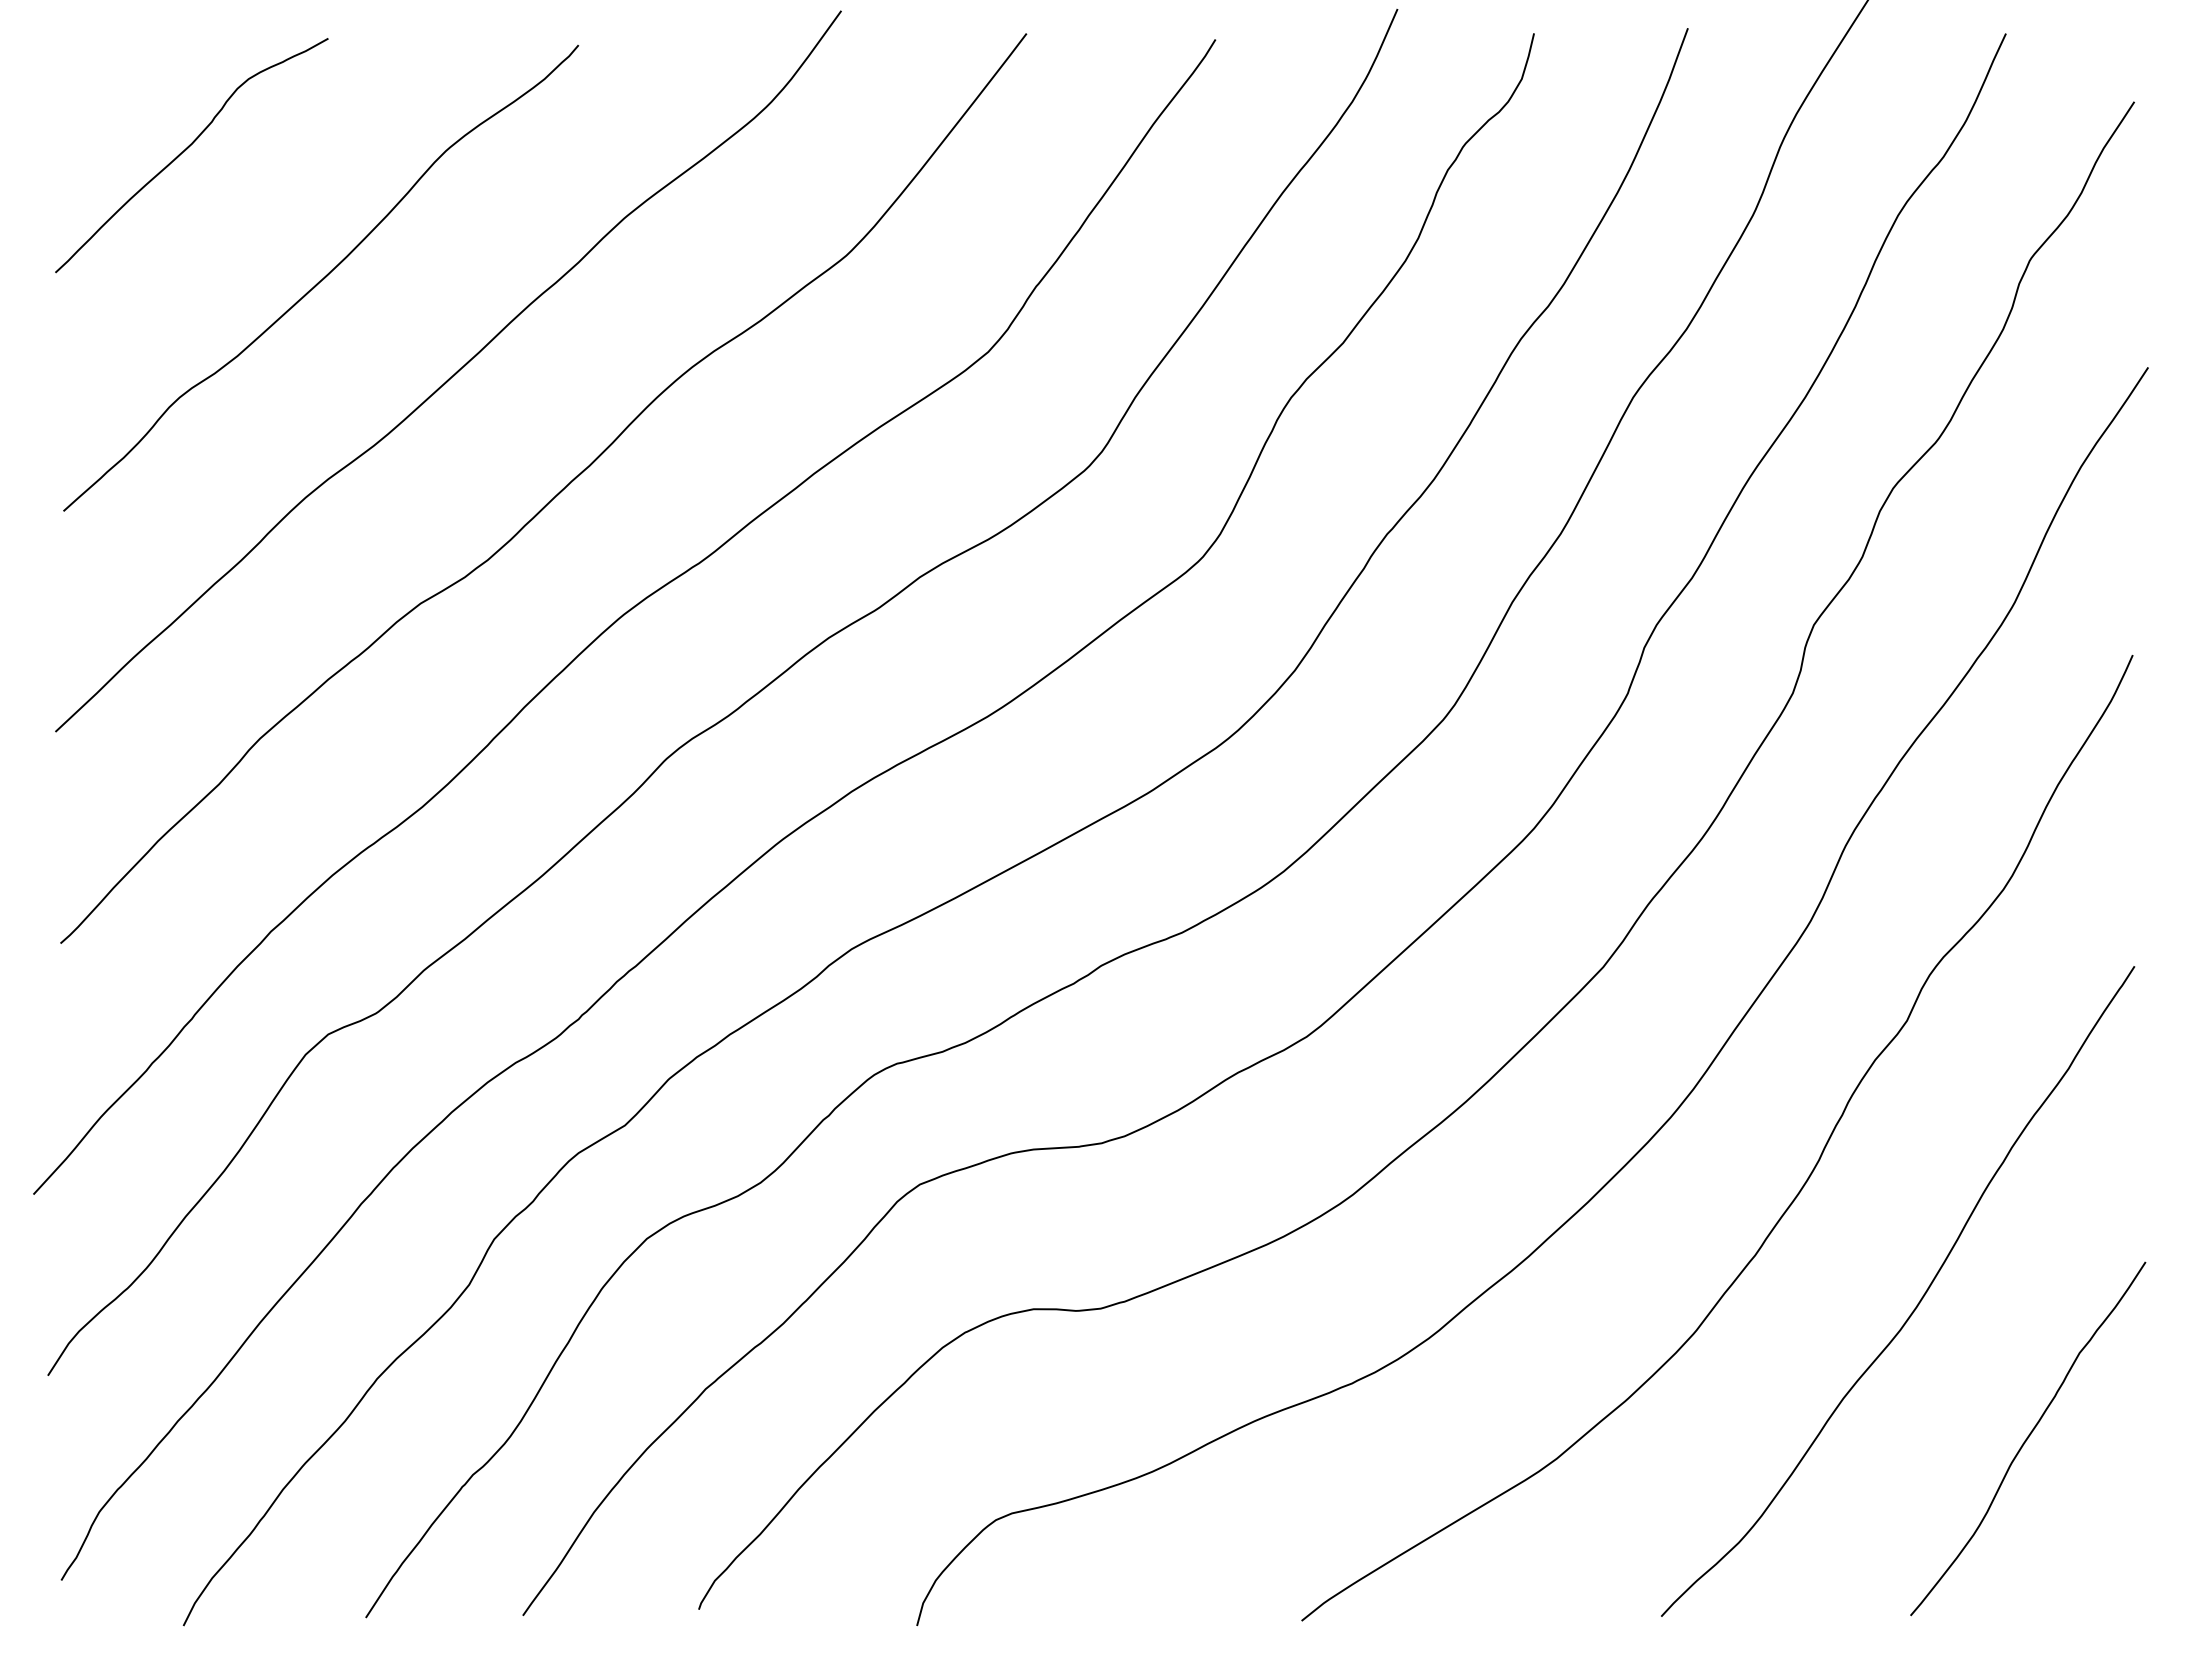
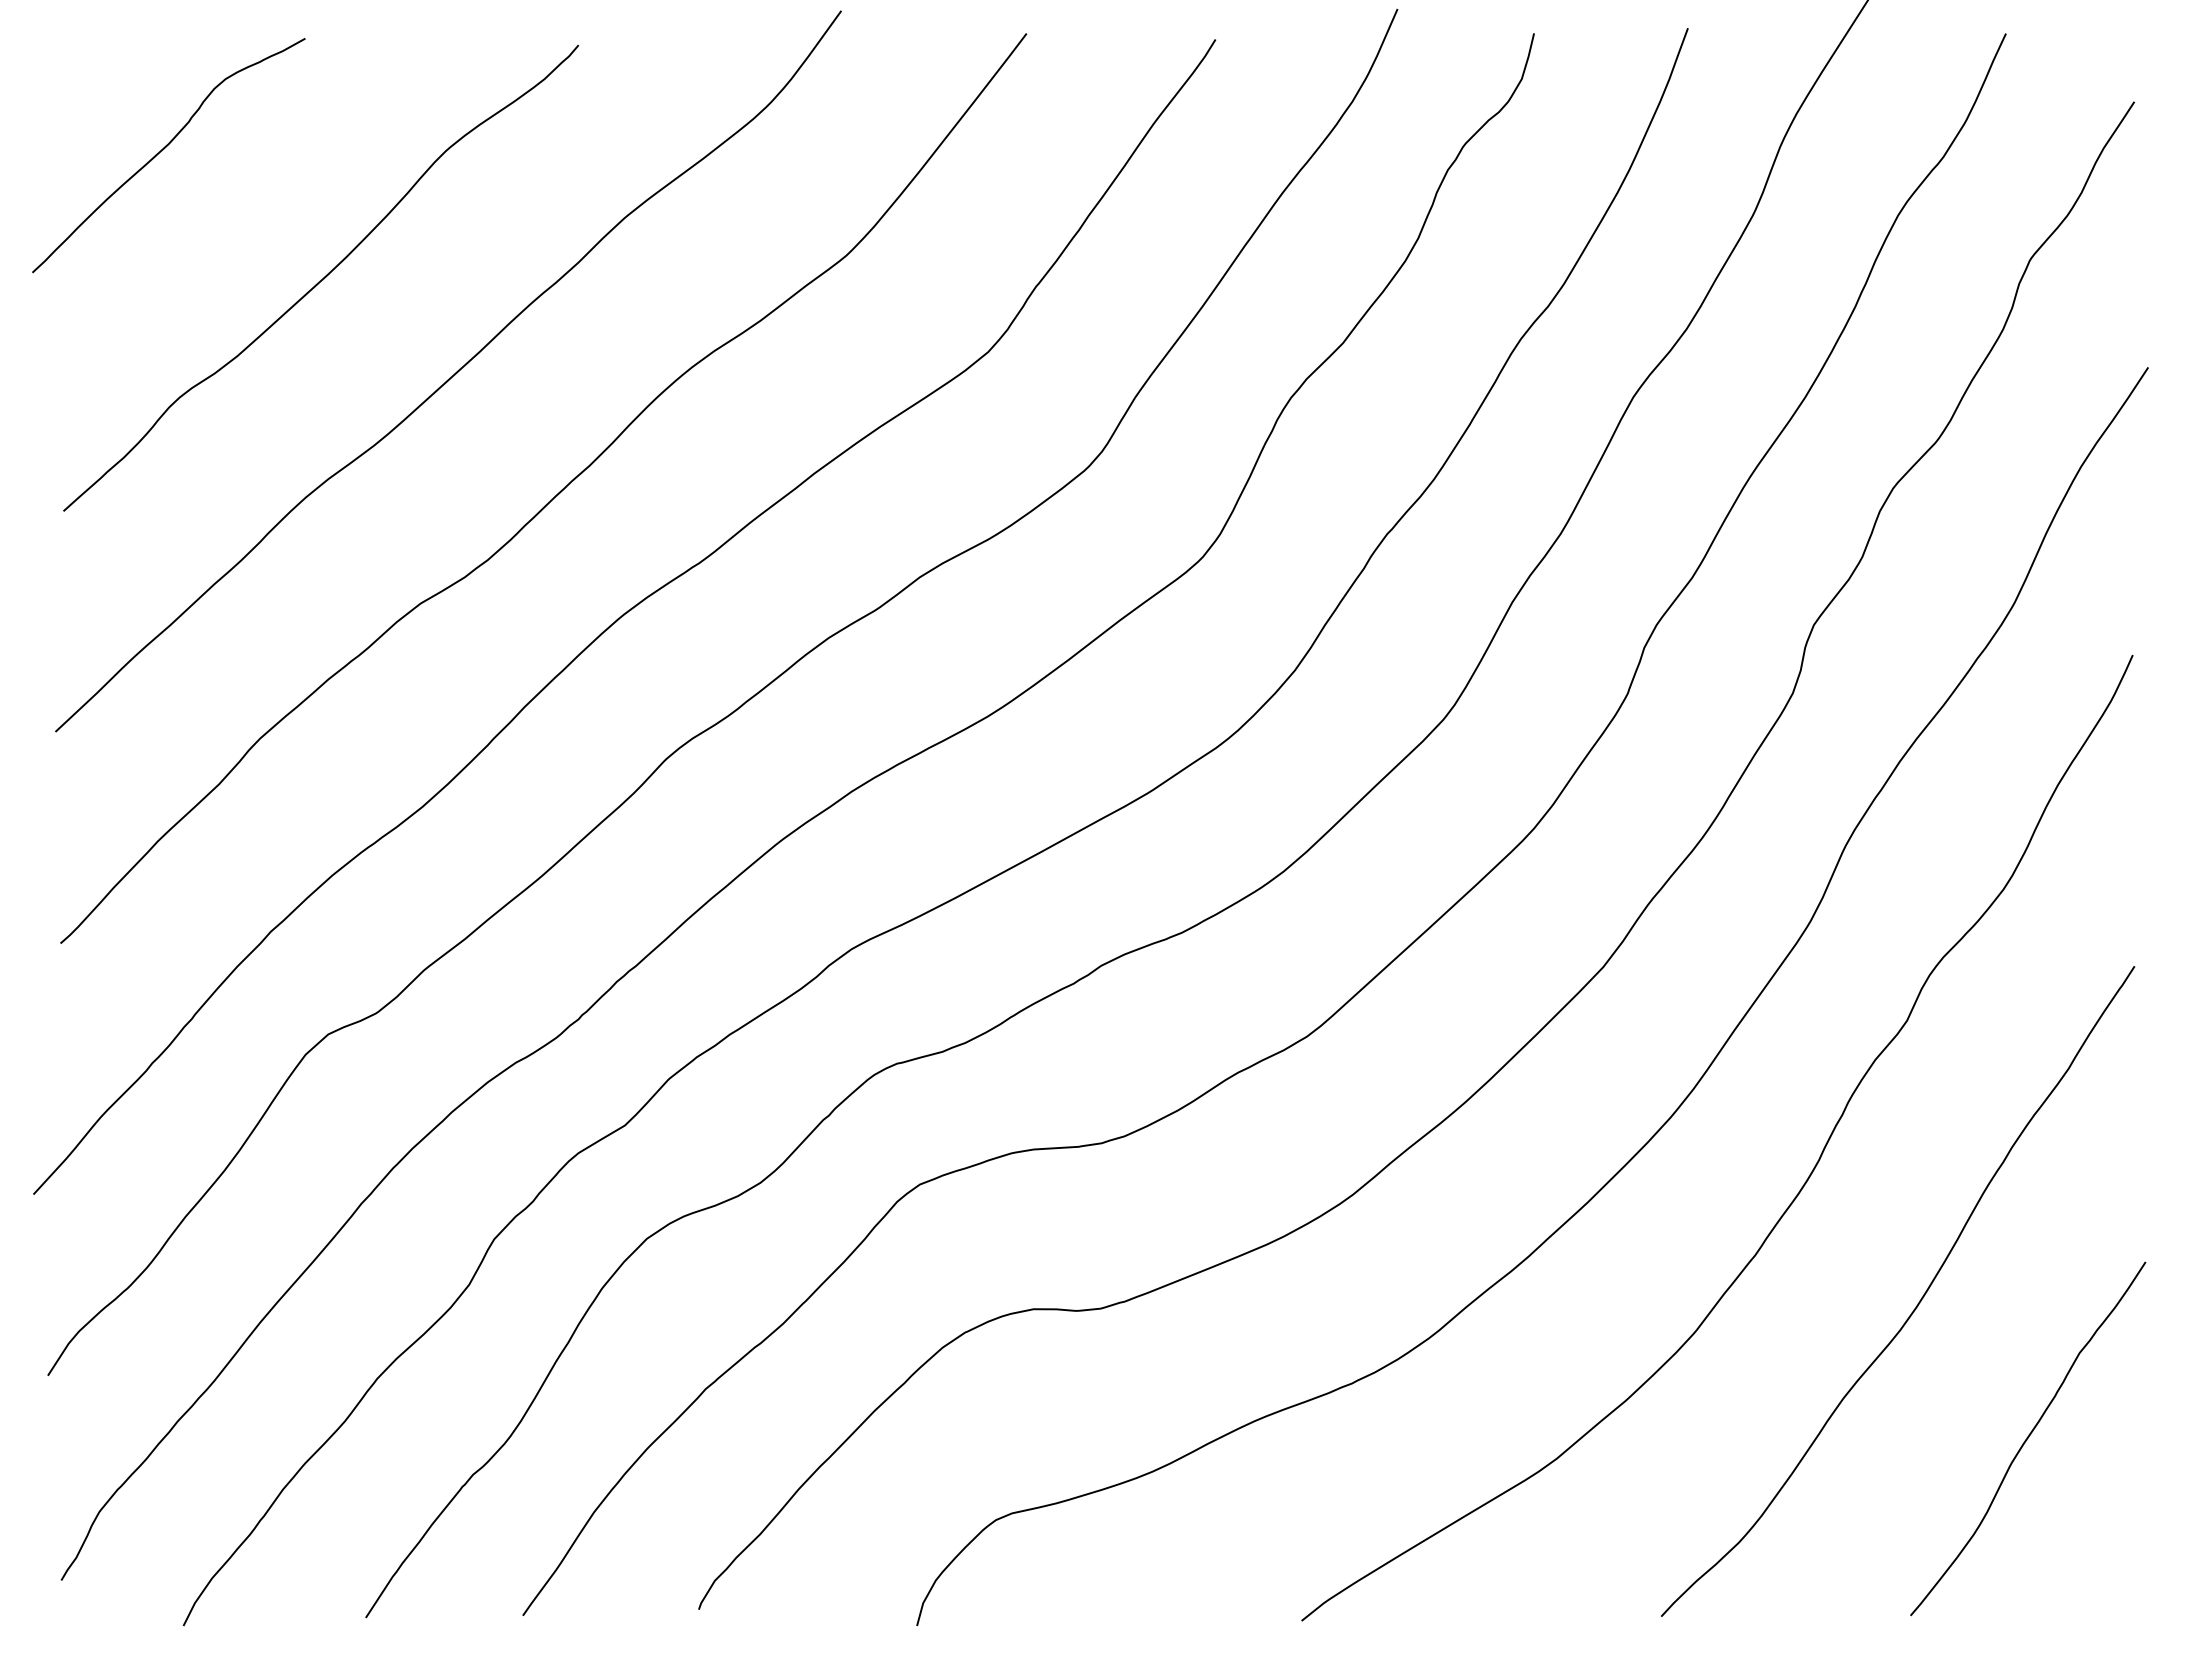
curve position: (186, 150) -> (163, 150) (163, 150)
